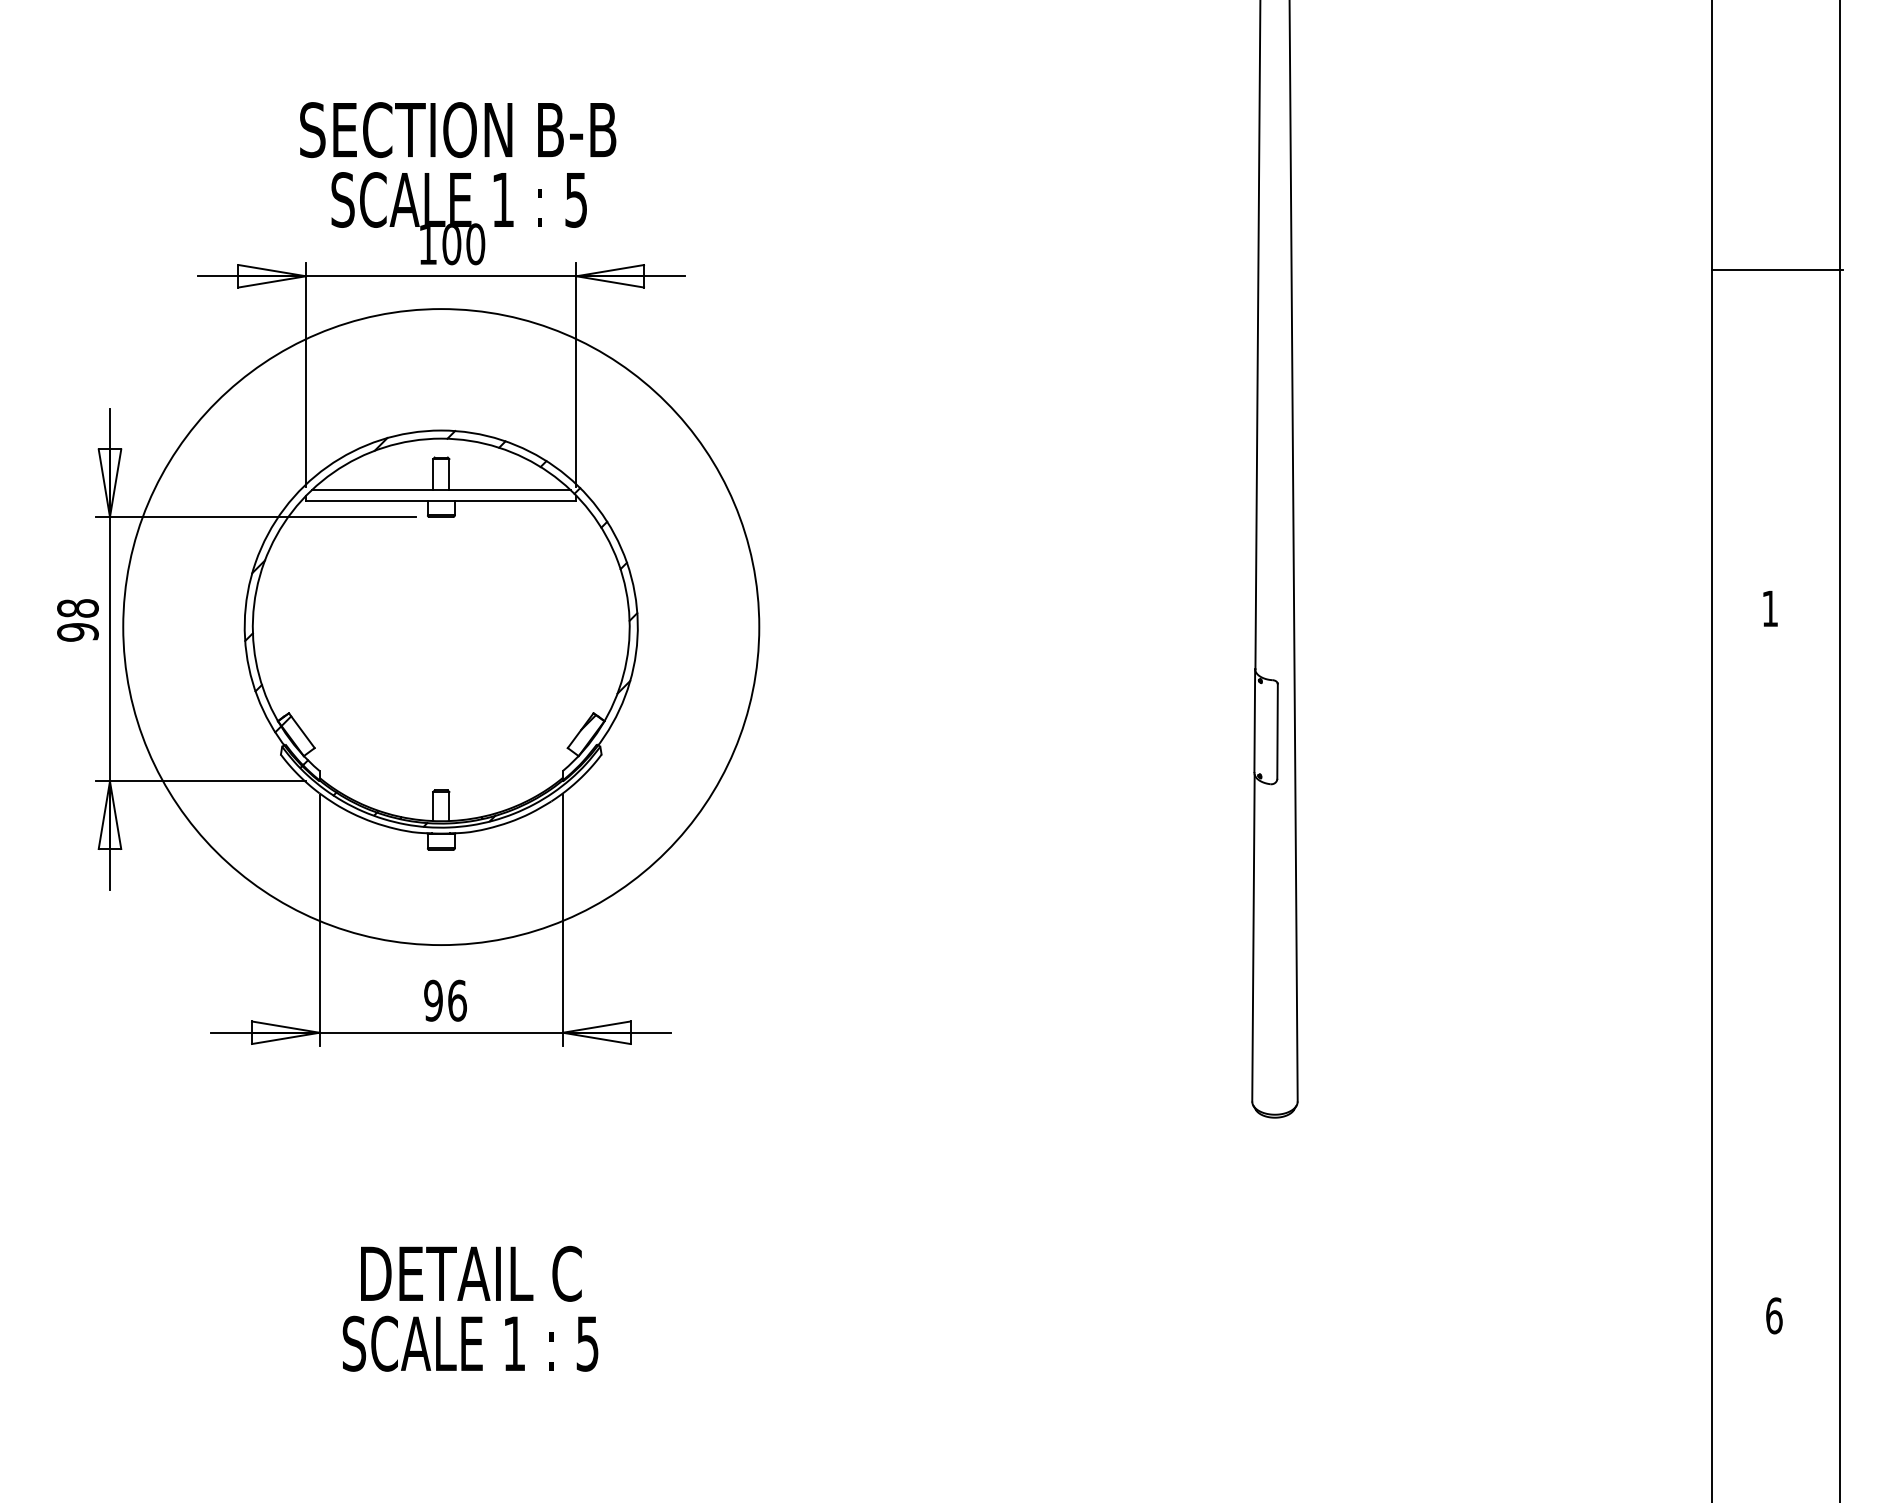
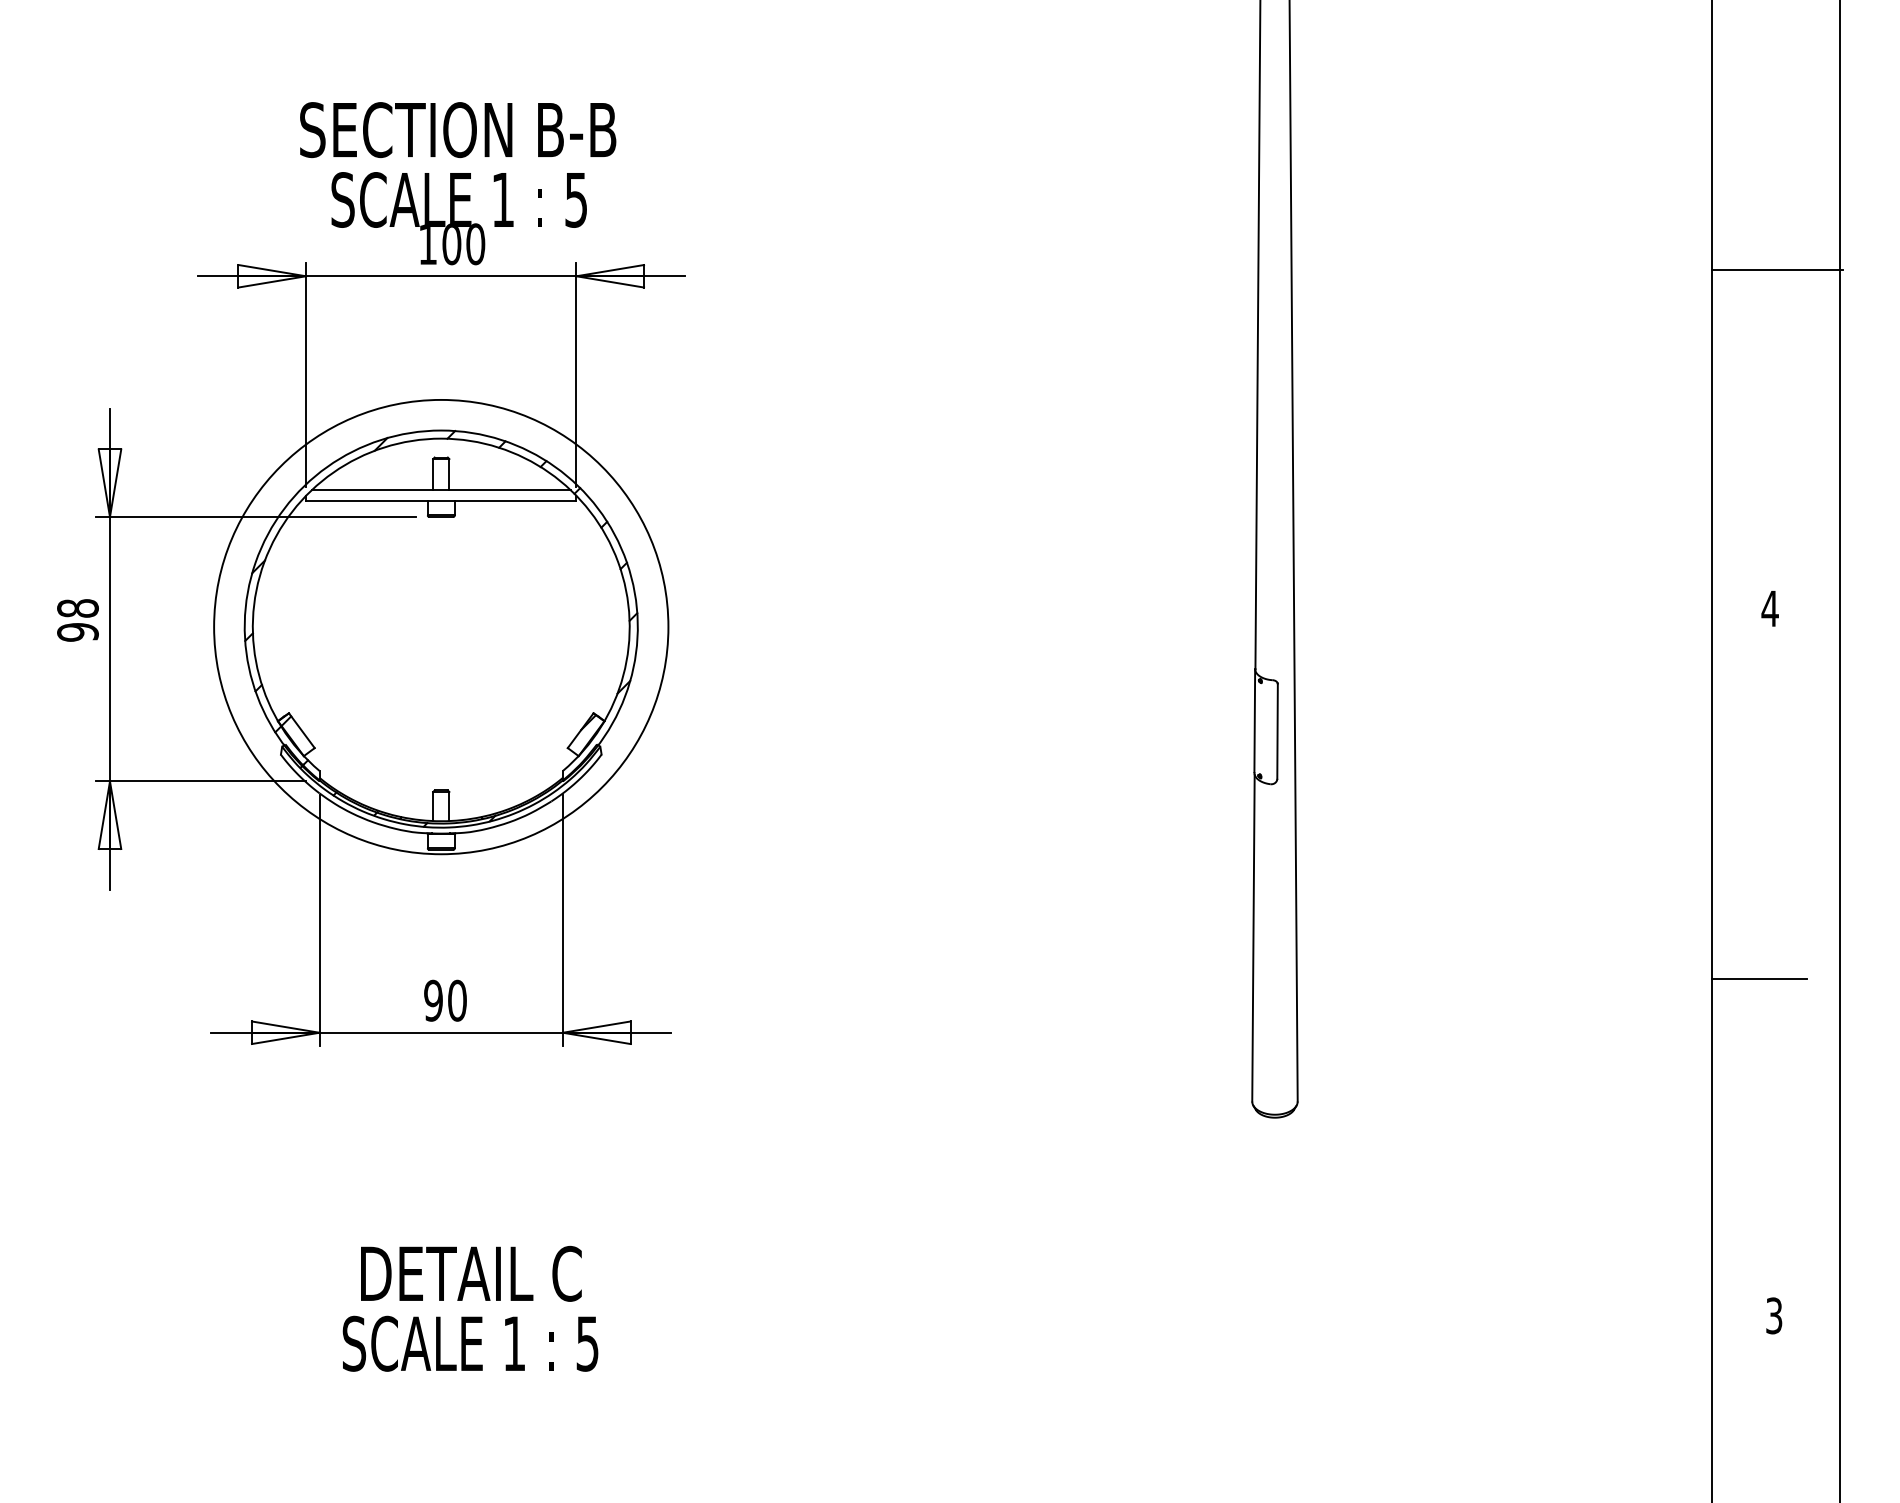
text: 1 -> 4 (1769, 608)
circle diameter: 636 px -> 454 px (441, 626)
line: none -> present (1759, 978)
text: 96 -> 90 (457, 1000)
text: 6 -> 3 (1774, 1315)
